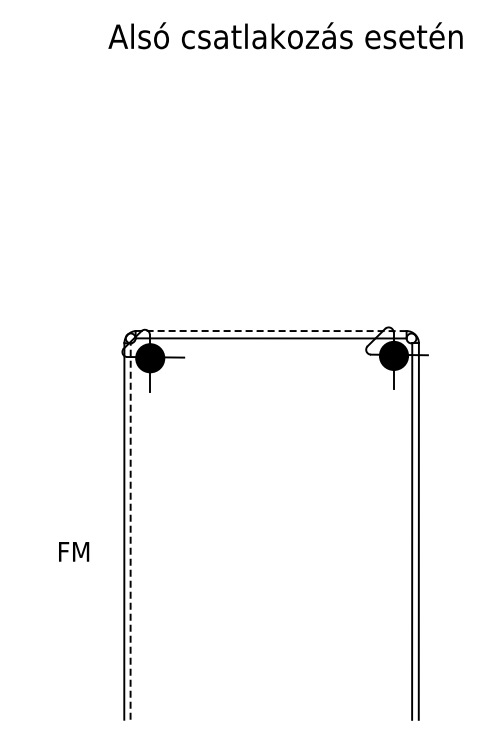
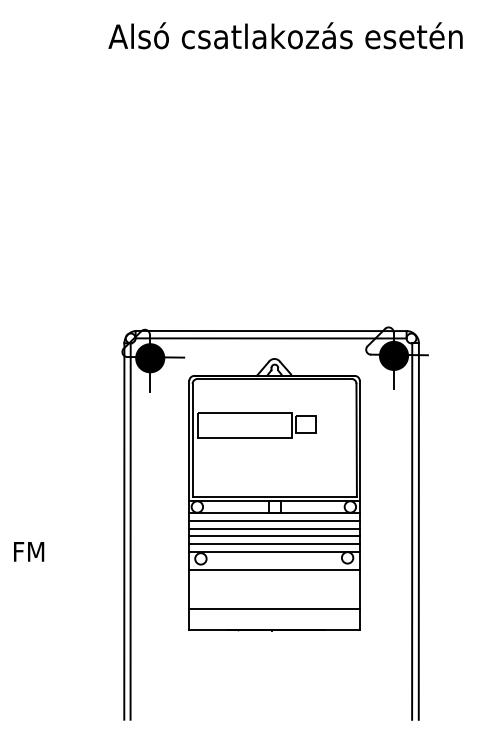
line: dashed -> solid (270, 331)
part: none -> present (274, 494)
line: dashed -> solid (130, 531)
text position: (74, 551) -> (29, 551) (29, 551)
